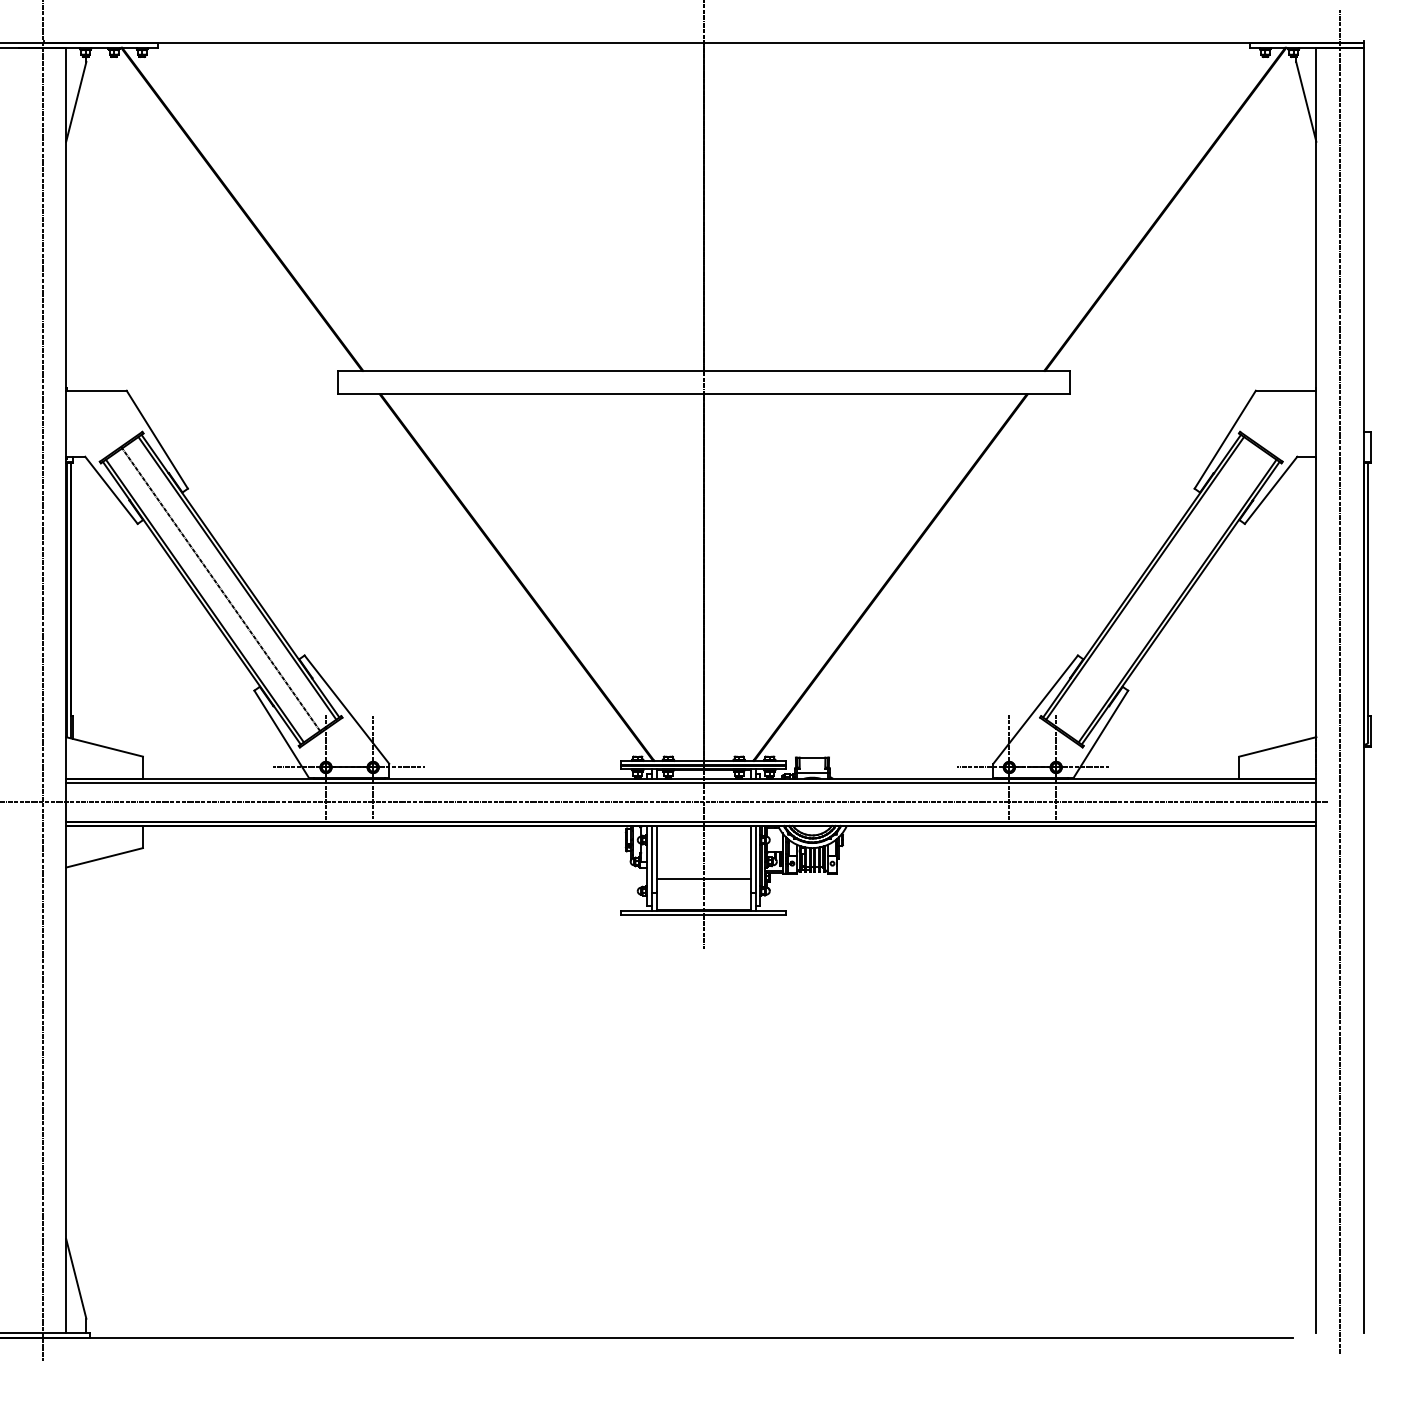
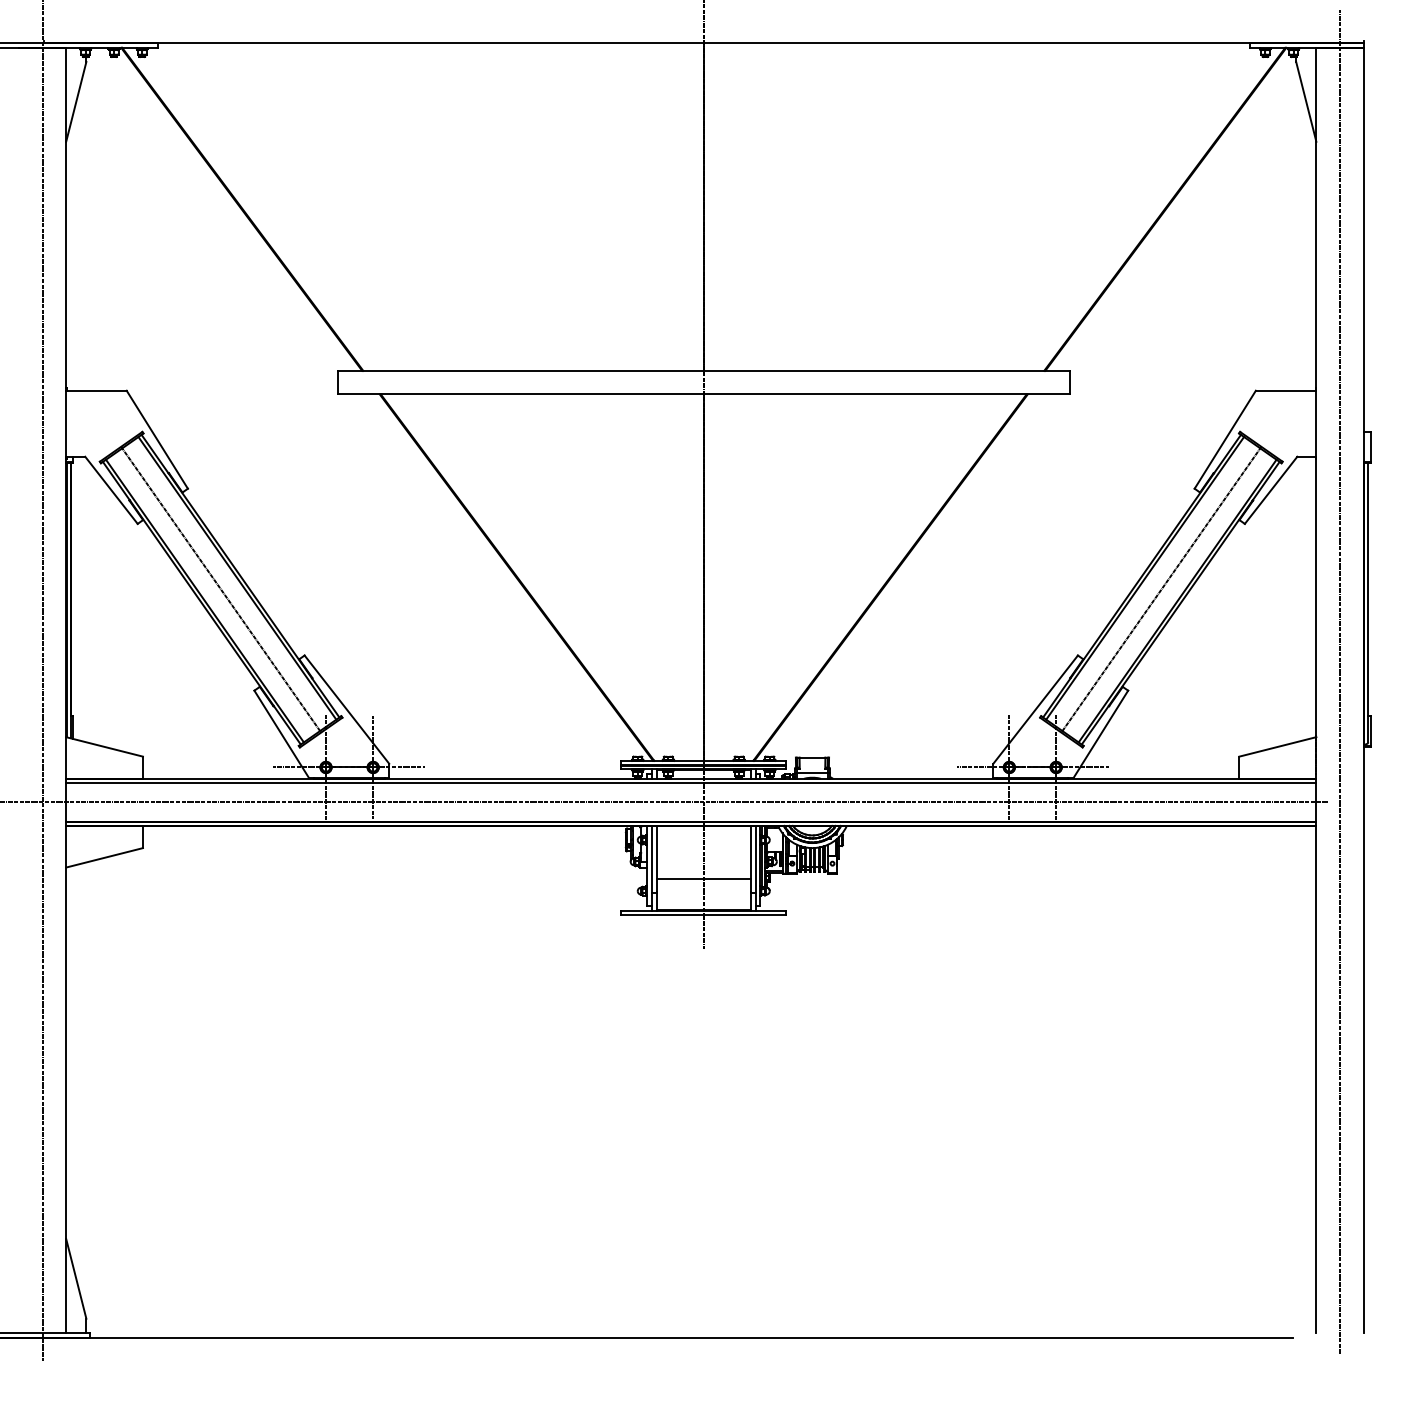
line: none -> present (1161, 589)
